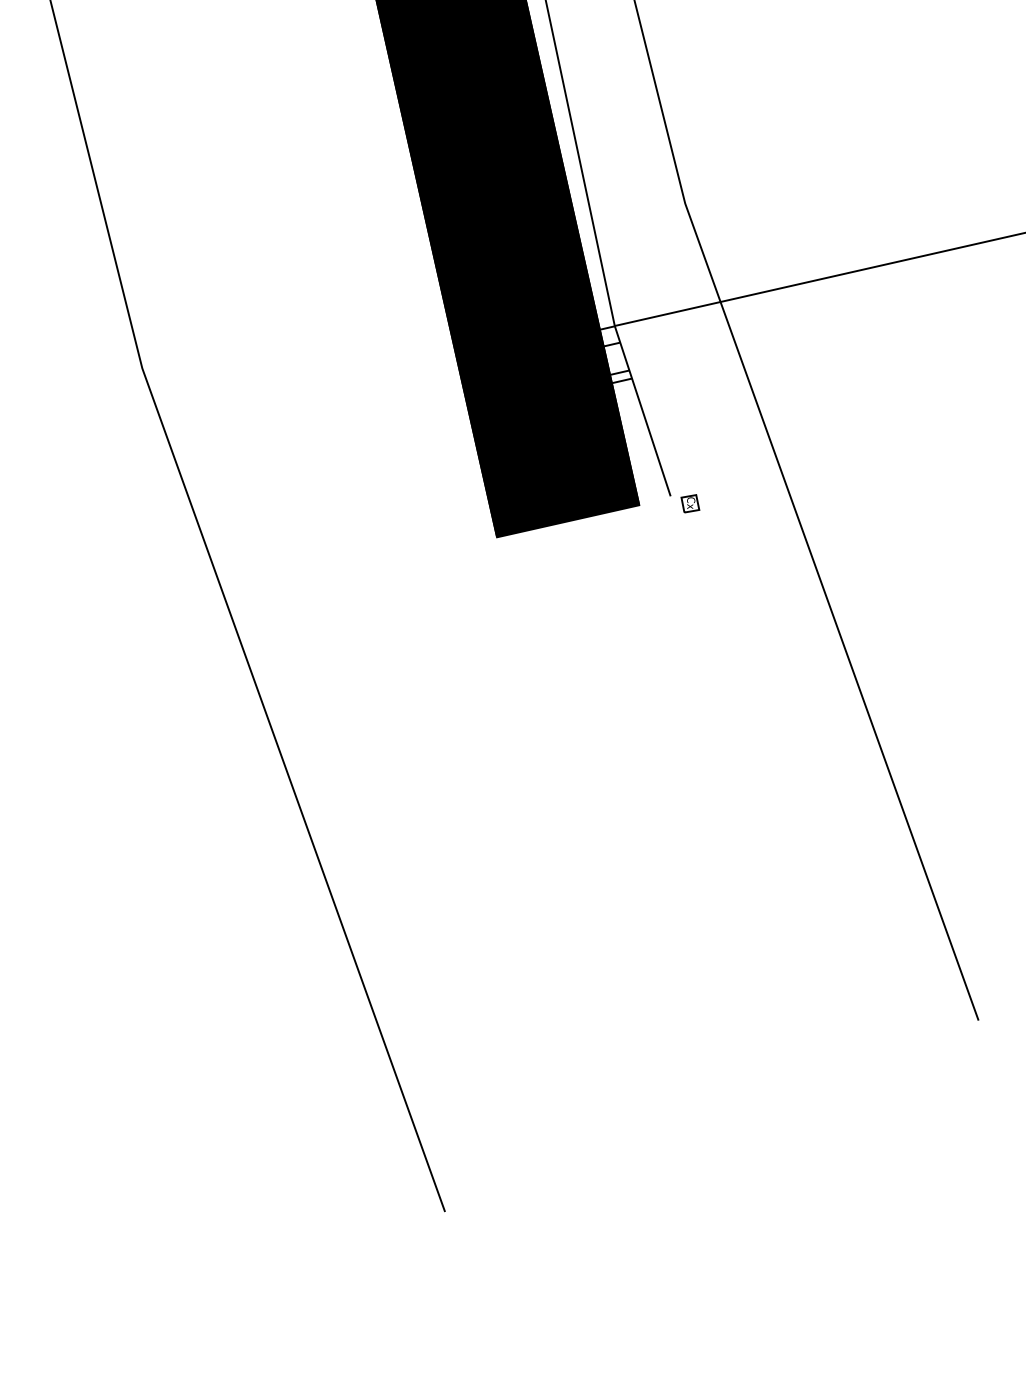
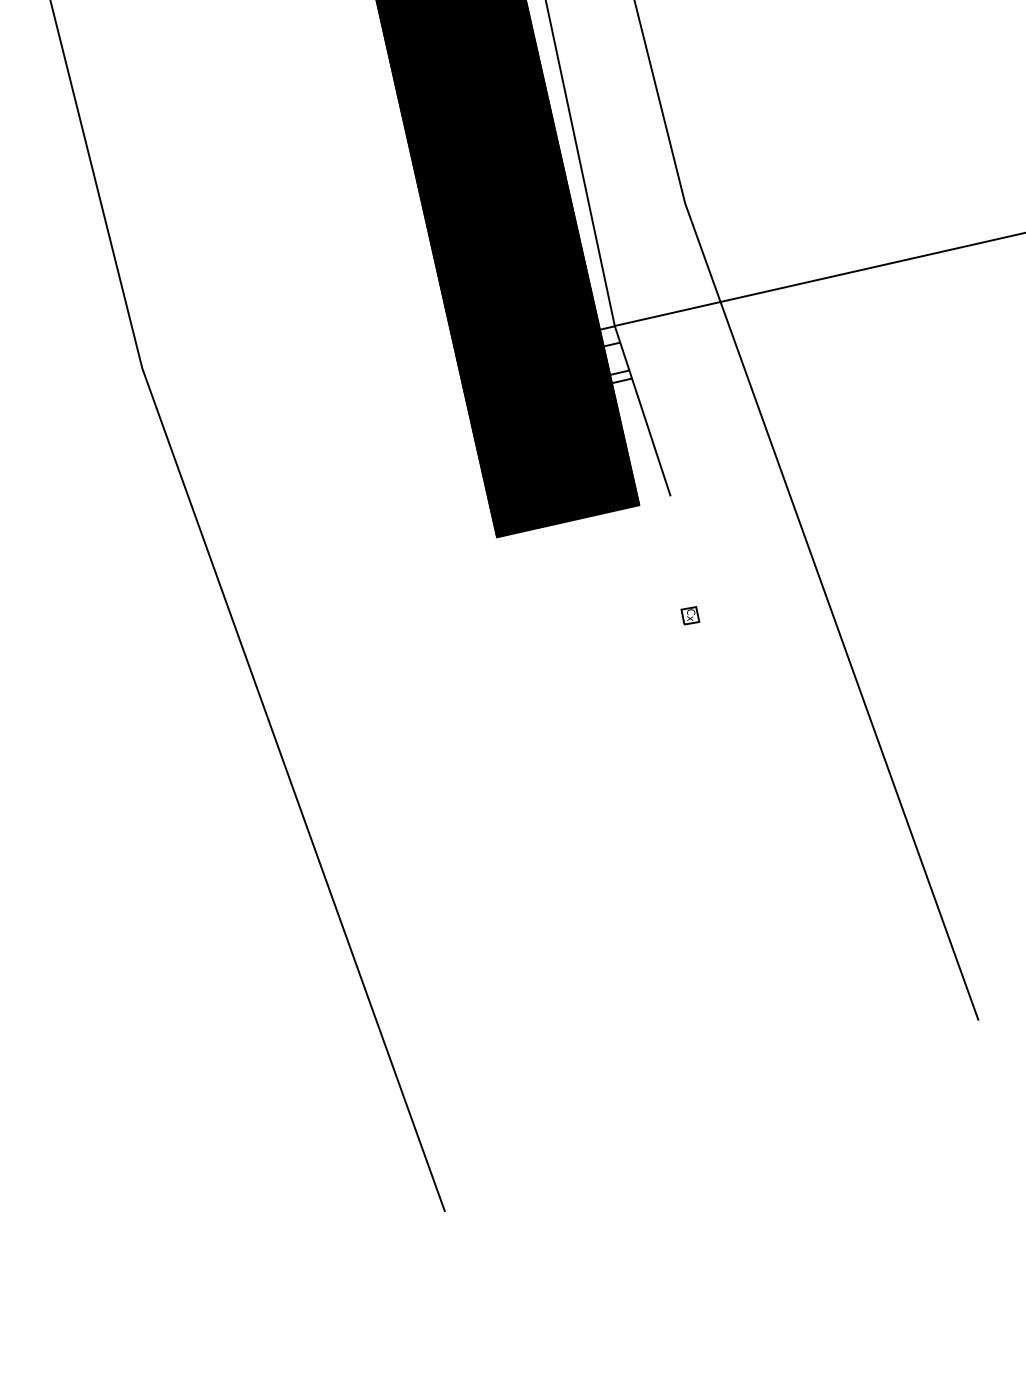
part position: (690, 503) -> (690, 615) (690, 615)
